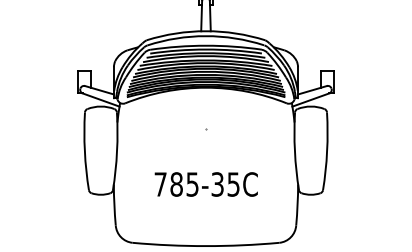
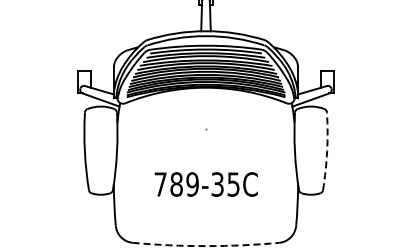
arc: solid -> dashed (327, 151)
text: 785-35C -> 789-35C (192, 184)
arc: solid -> dashed (205, 246)
